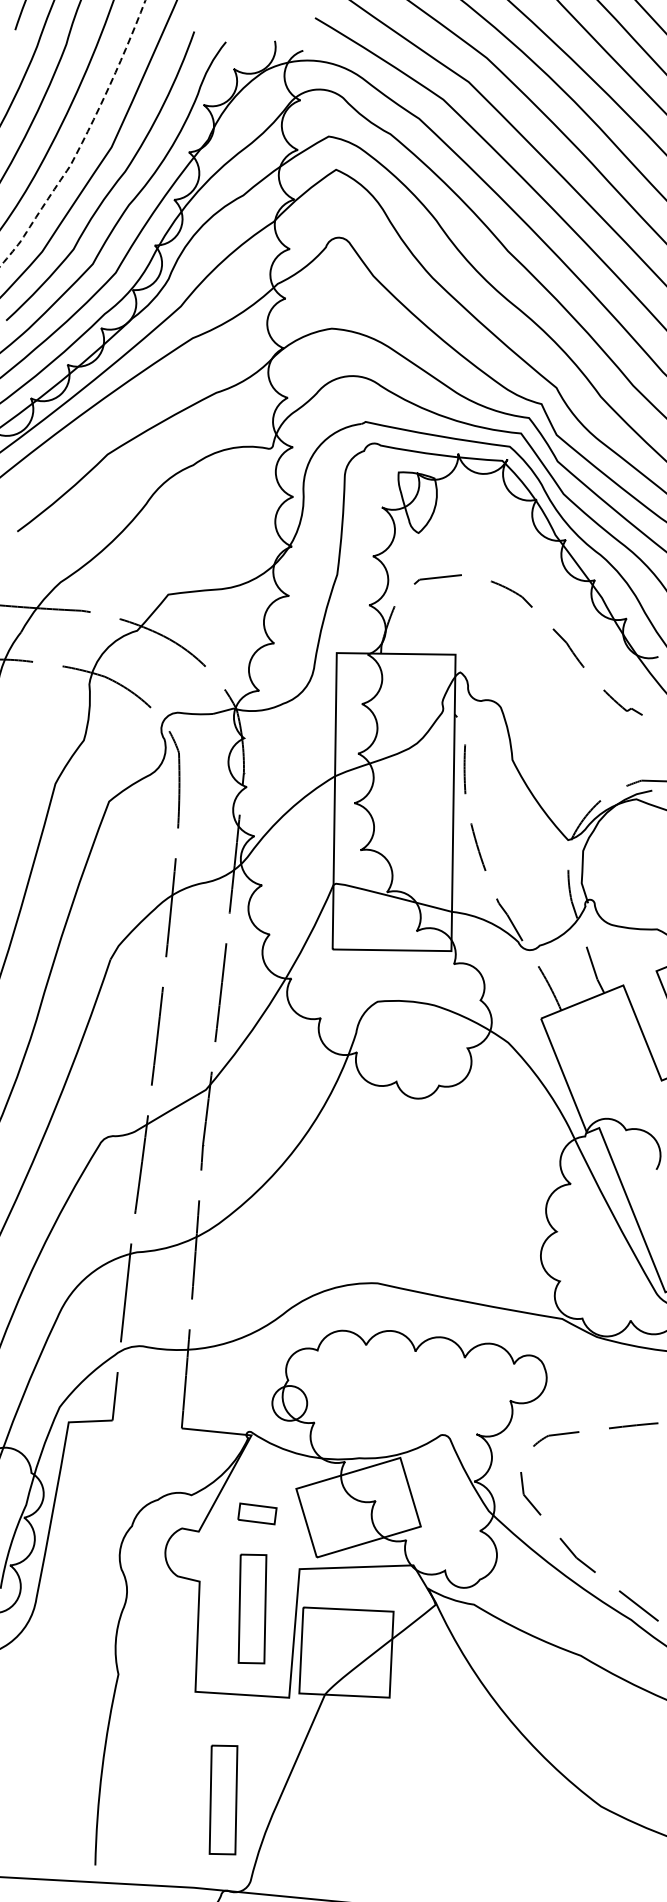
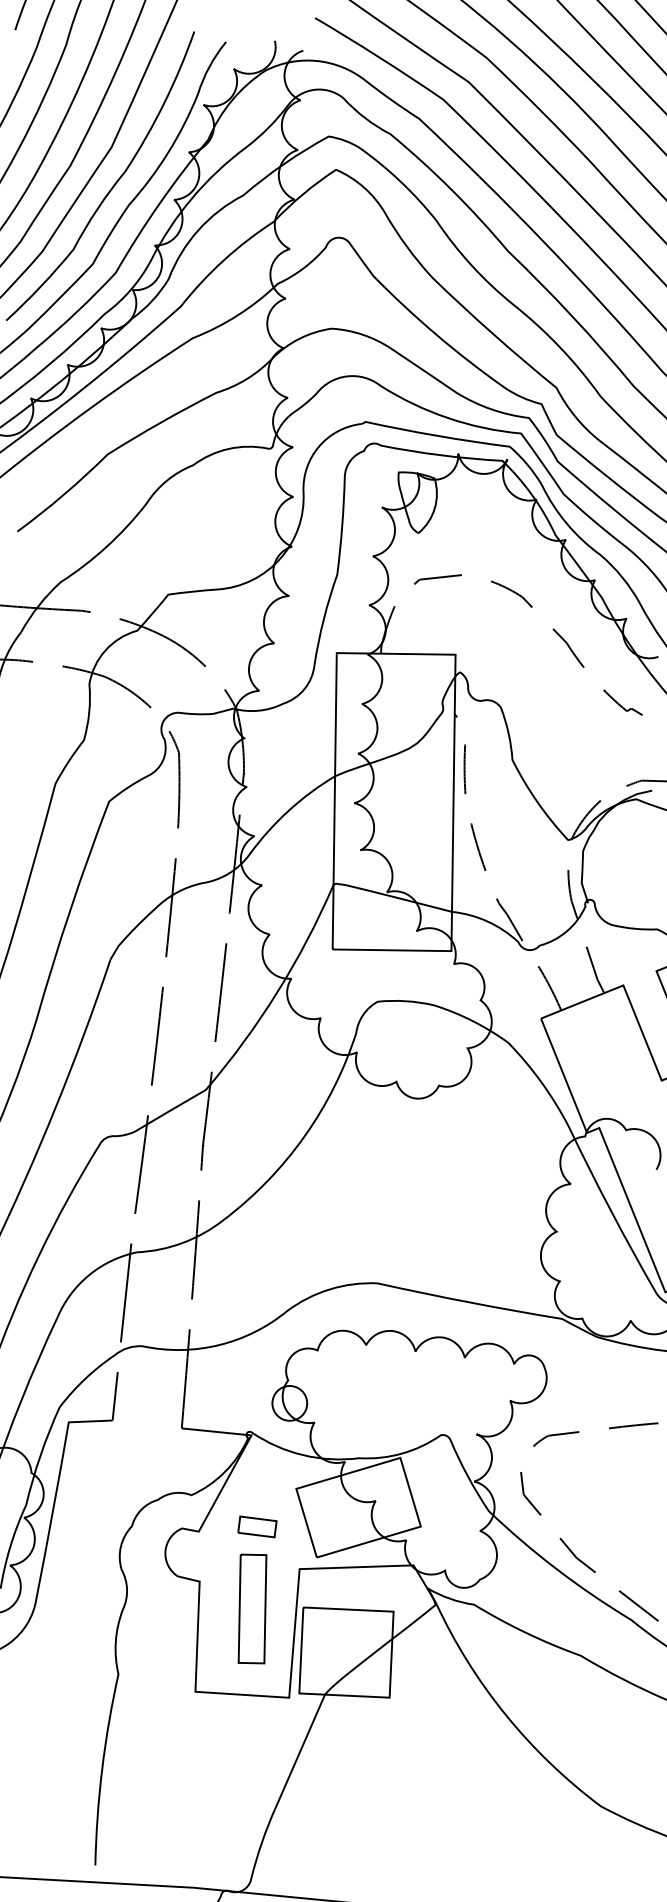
line: dashed -> solid (82, 142)
part position: (257, 1513) -> (257, 1526) (257, 1526)
part: present -> none (223, 1799)
